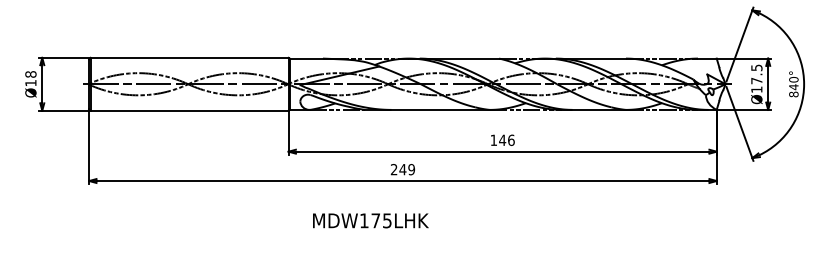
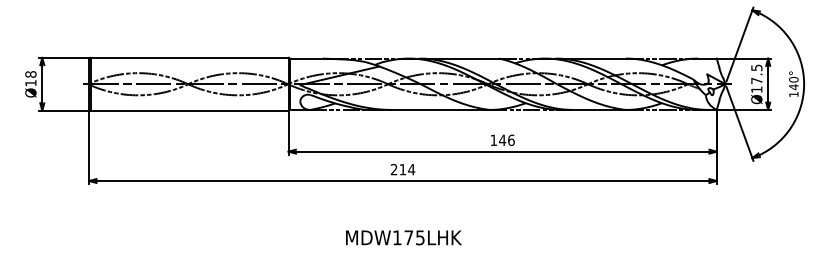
text: 840° -> 140° (793, 94)
text: 249 -> 214 (407, 169)
text position: (370, 220) -> (403, 237) (403, 237)
